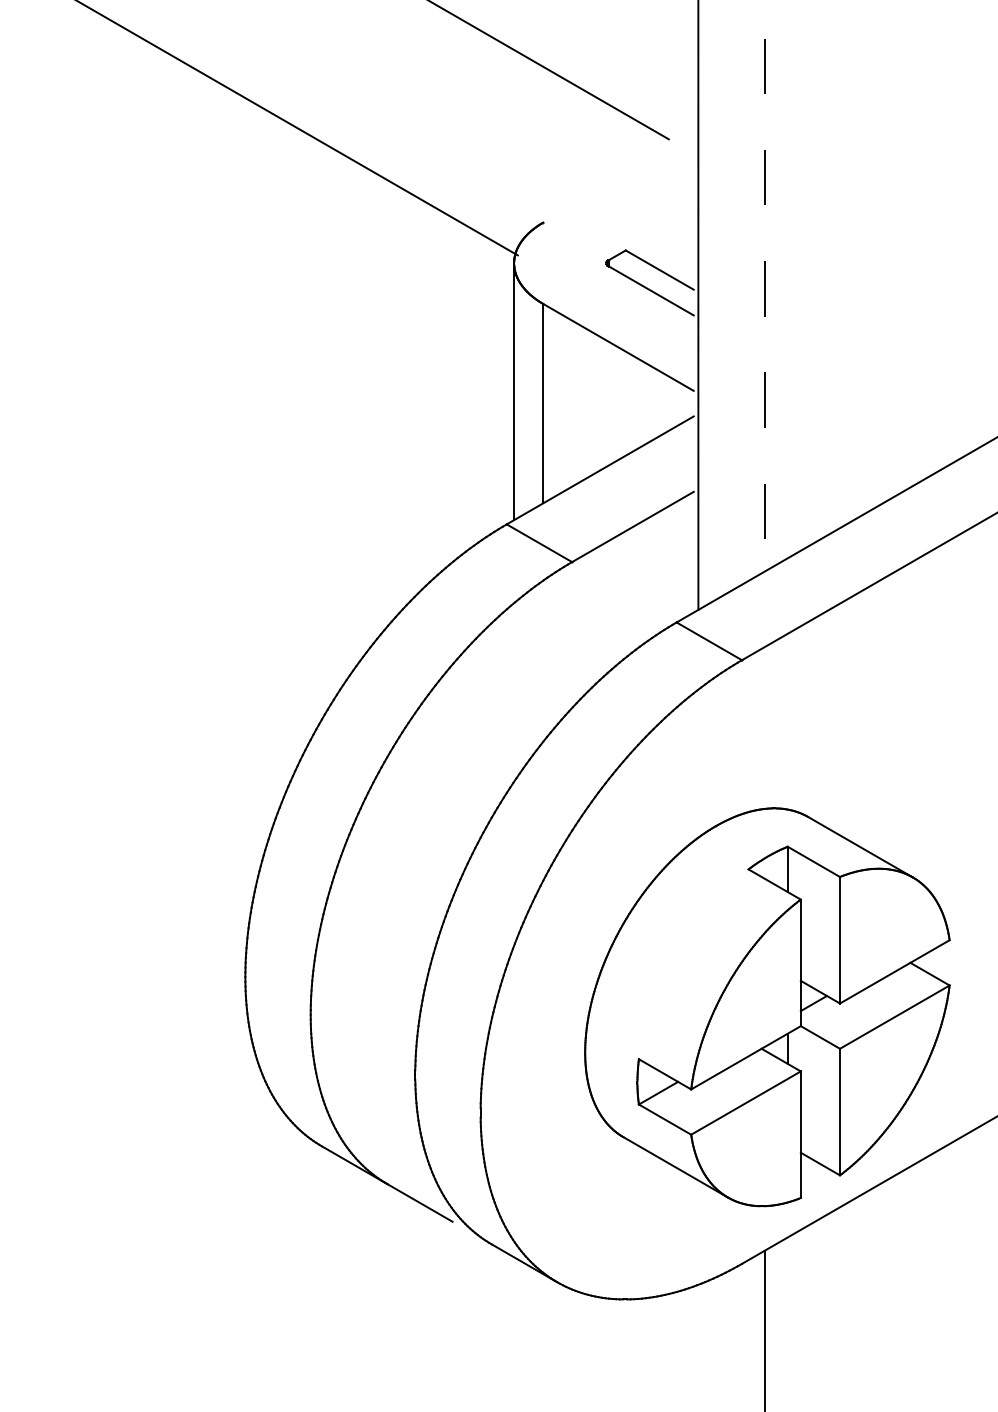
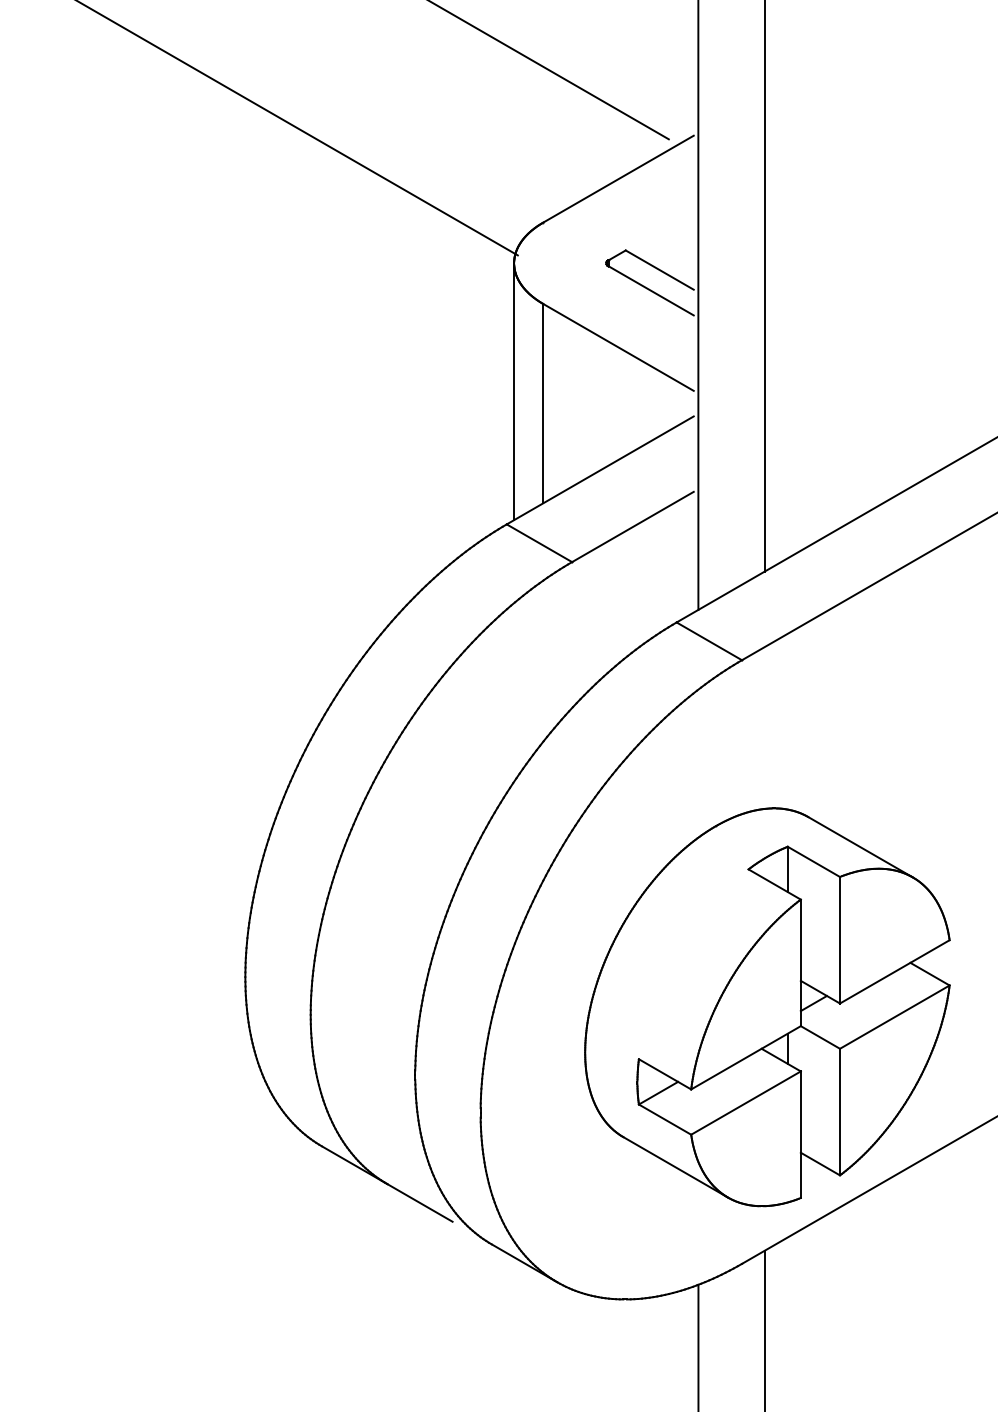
line: none -> present (618, 178)
line: dashed -> solid (764, 286)
line: none -> present (698, 1346)
